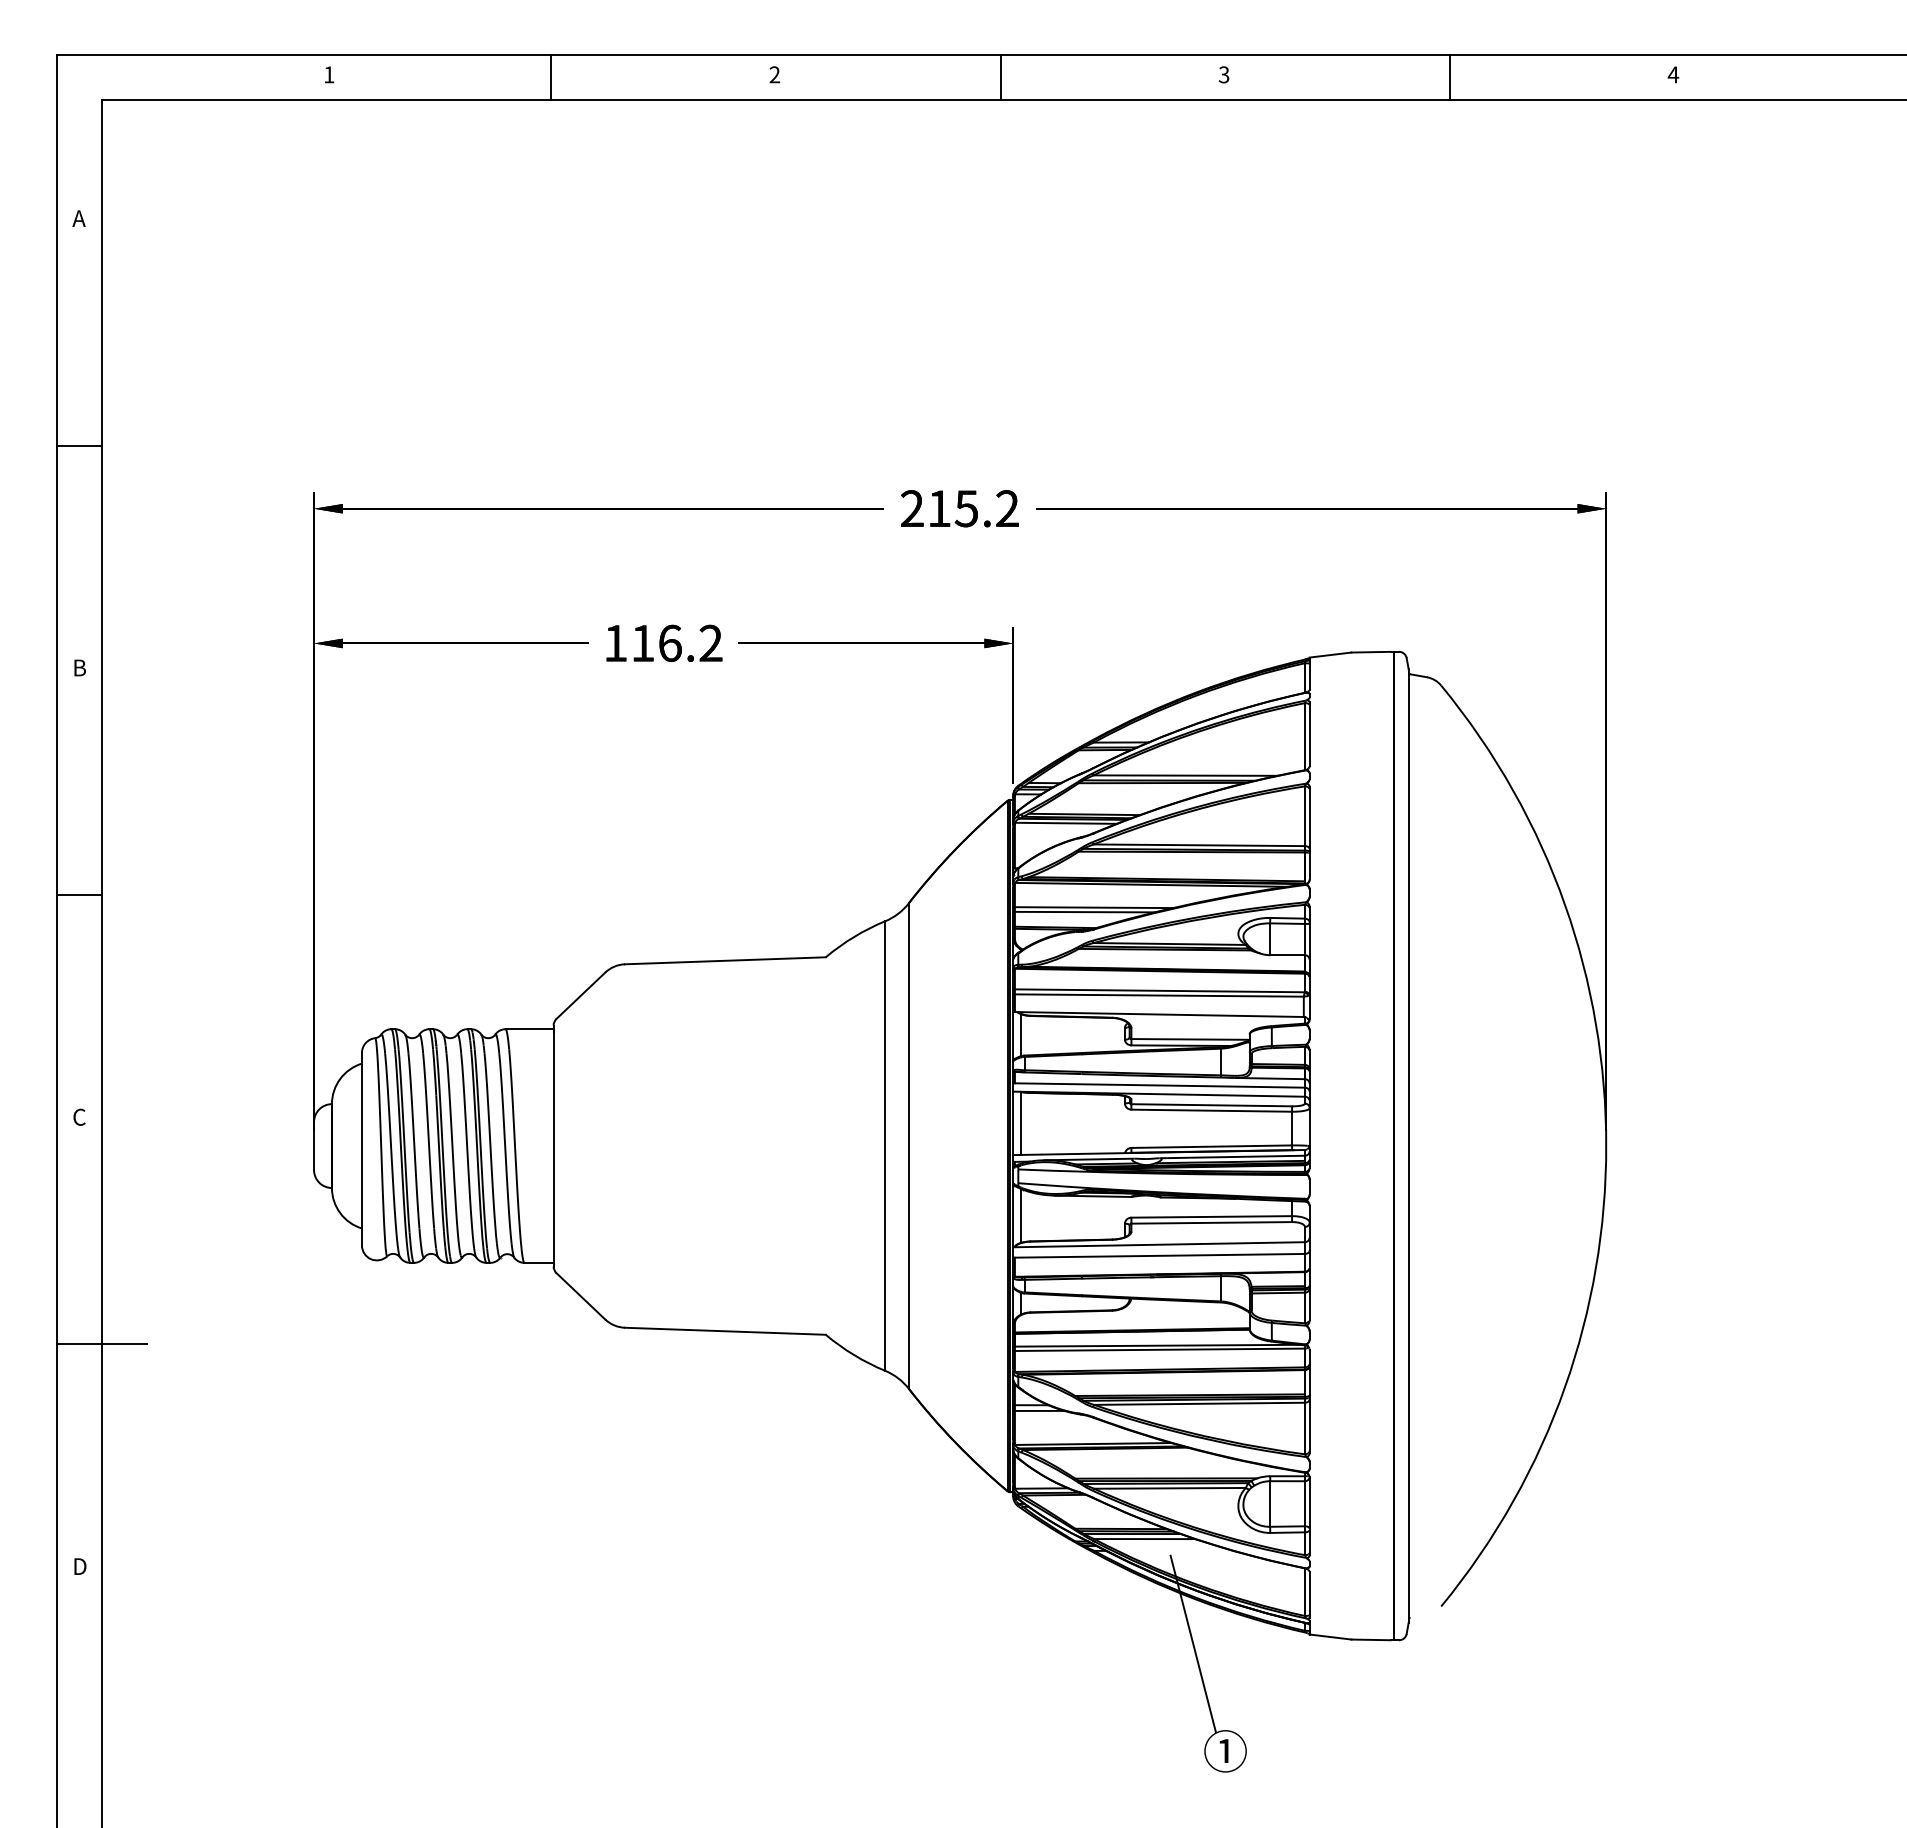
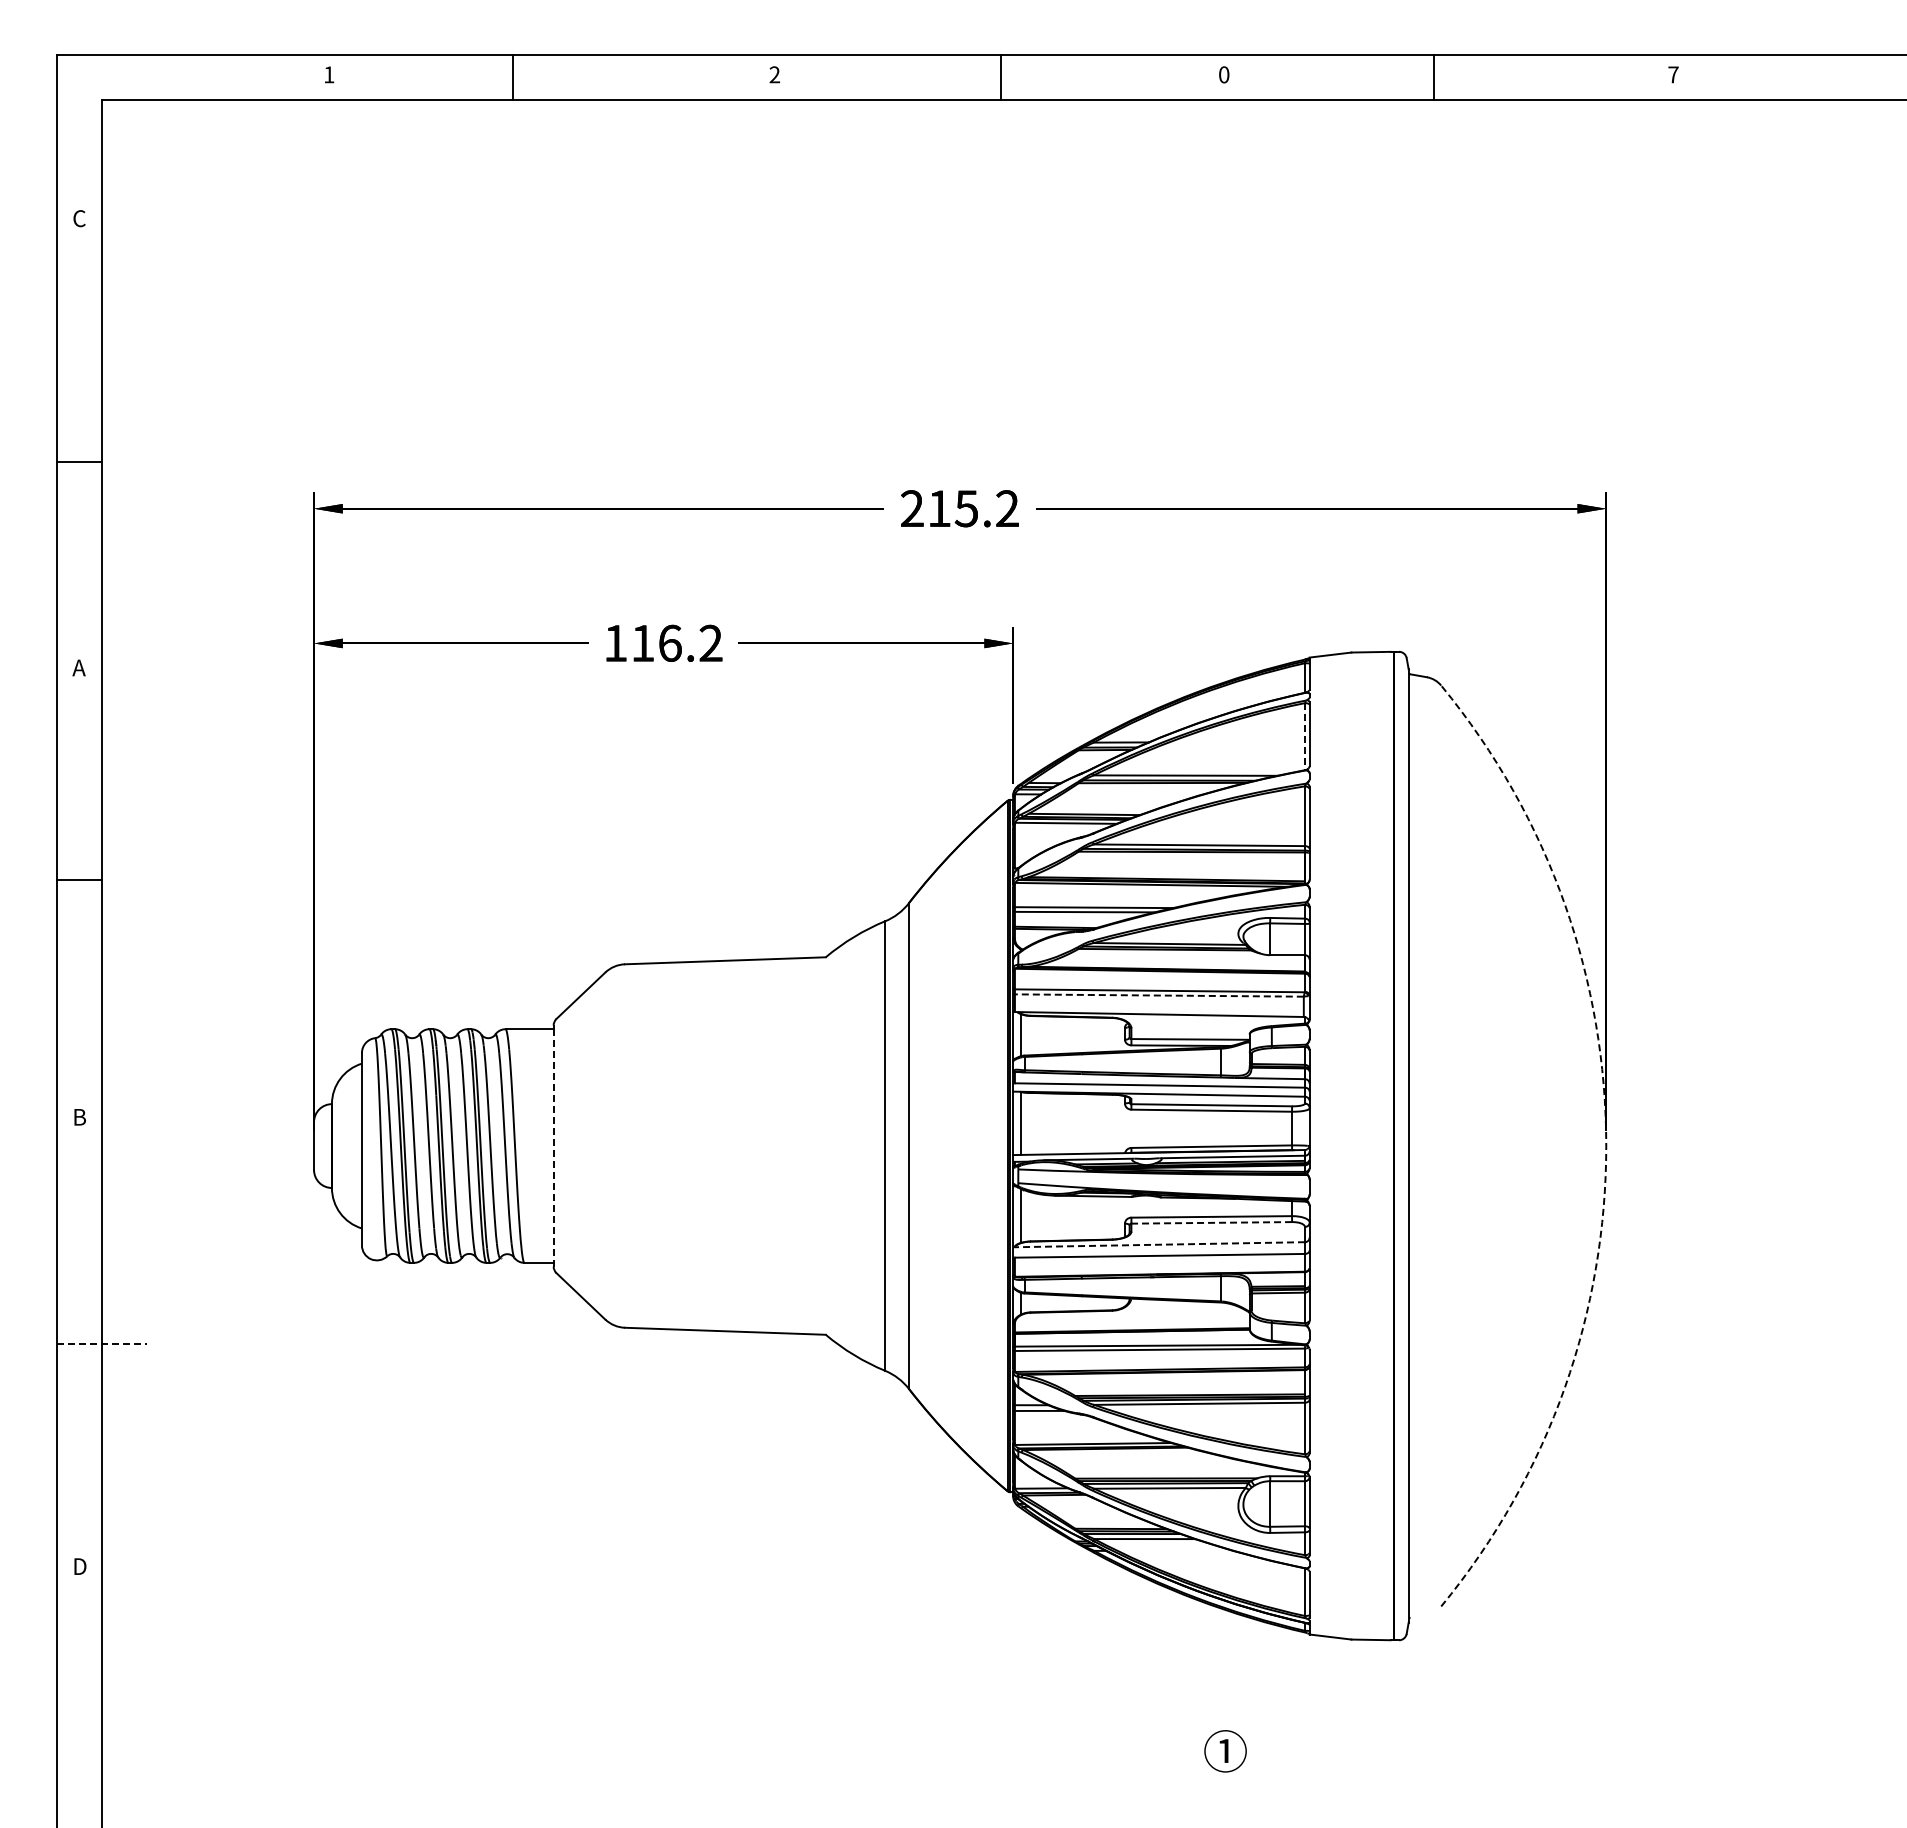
text: 3 -> 0 (1223, 74)
text: 4 -> 7 (1673, 74)
line position: (551, 76) -> (513, 76) (513, 76)
line position: (1450, 76) -> (1434, 76) (1434, 76)
text: A -> C (78, 218)
line position: (79, 445) -> (79, 461) (79, 461)
text: B -> A (78, 667)
line: solid -> dashed (1304, 736)
line position: (79, 894) -> (79, 879) (79, 879)
line: solid -> dashed (1158, 995)
text: C -> B (79, 1116)
arc: solid -> dashed (1606, 1146)
line: solid -> dashed (553, 1148)
line: solid -> dashed (1211, 1222)
line: solid -> dashed (1159, 1244)
line: solid -> dashed (102, 1344)
line: present -> none (1192, 1643)
